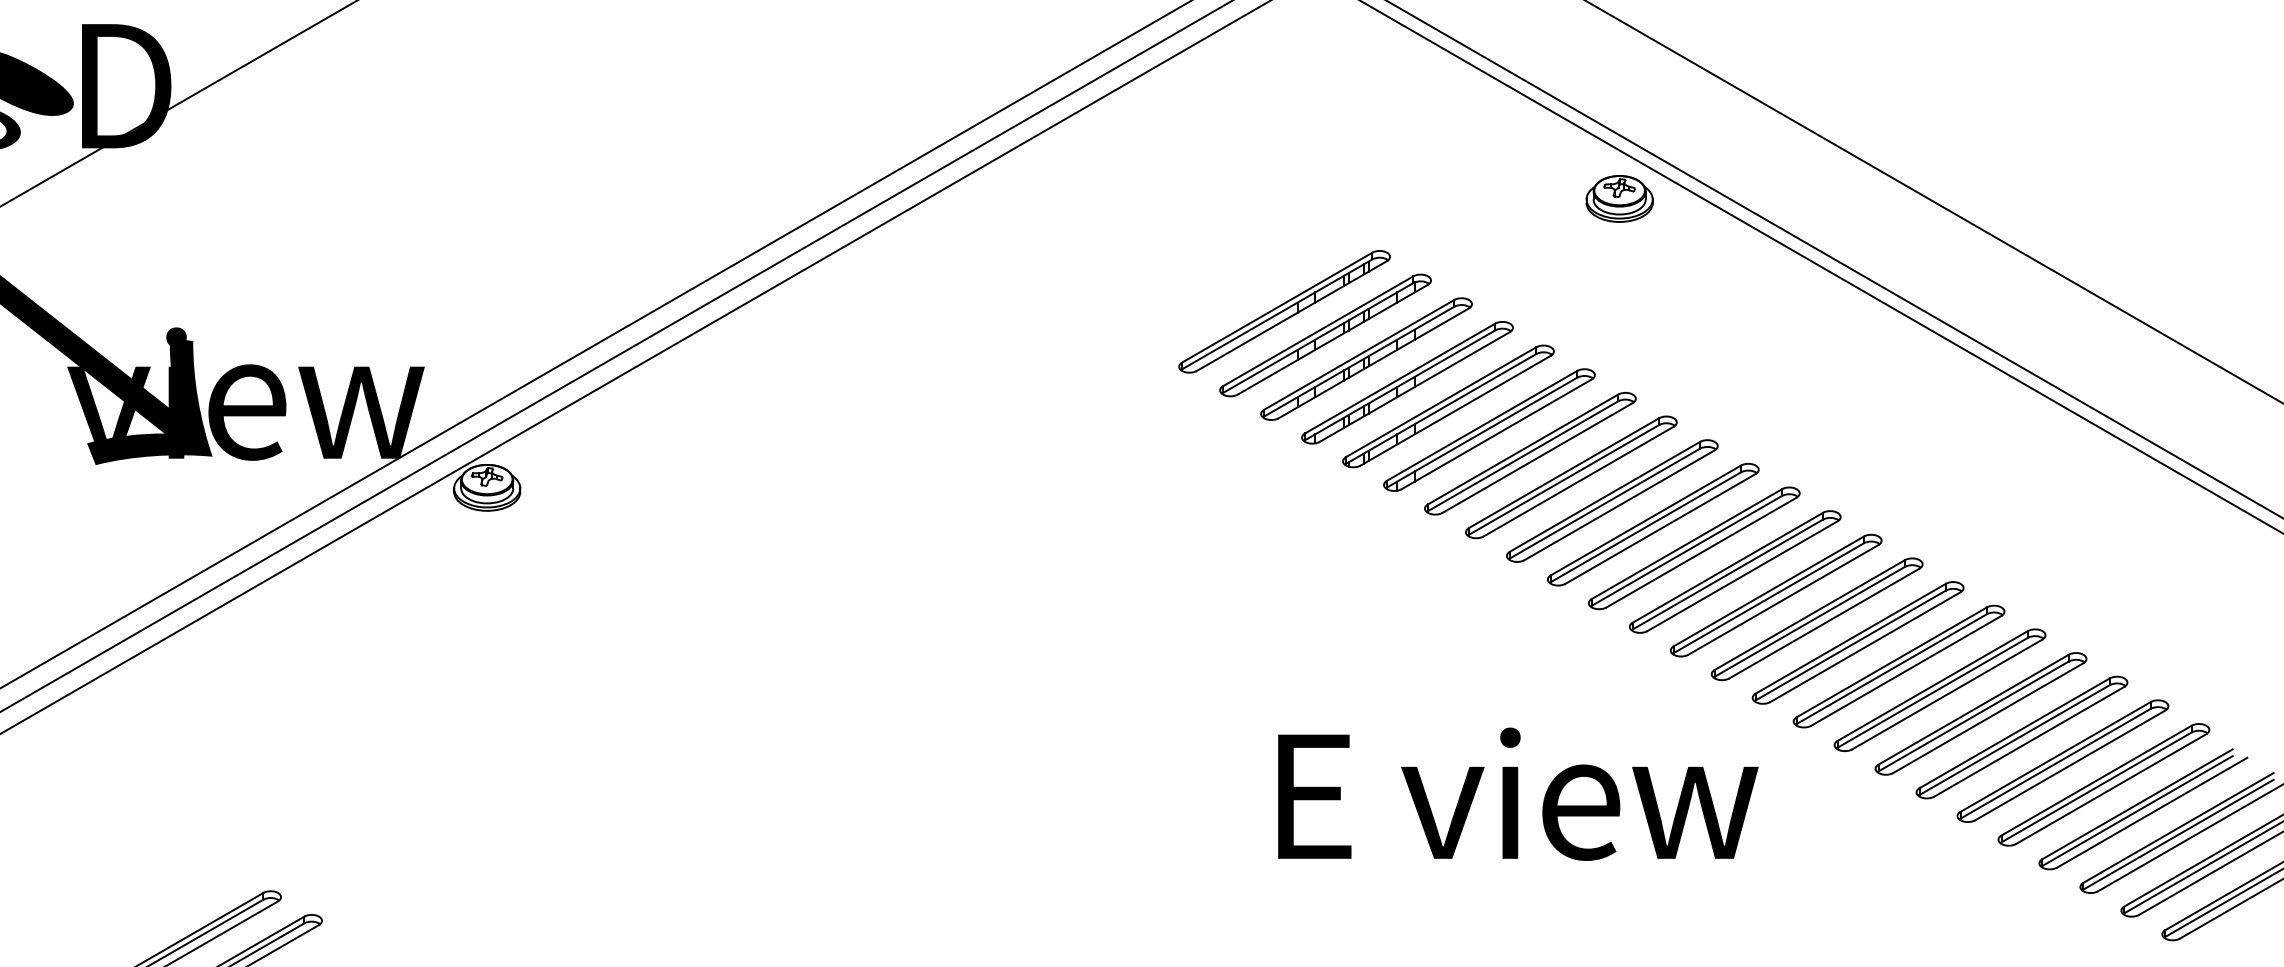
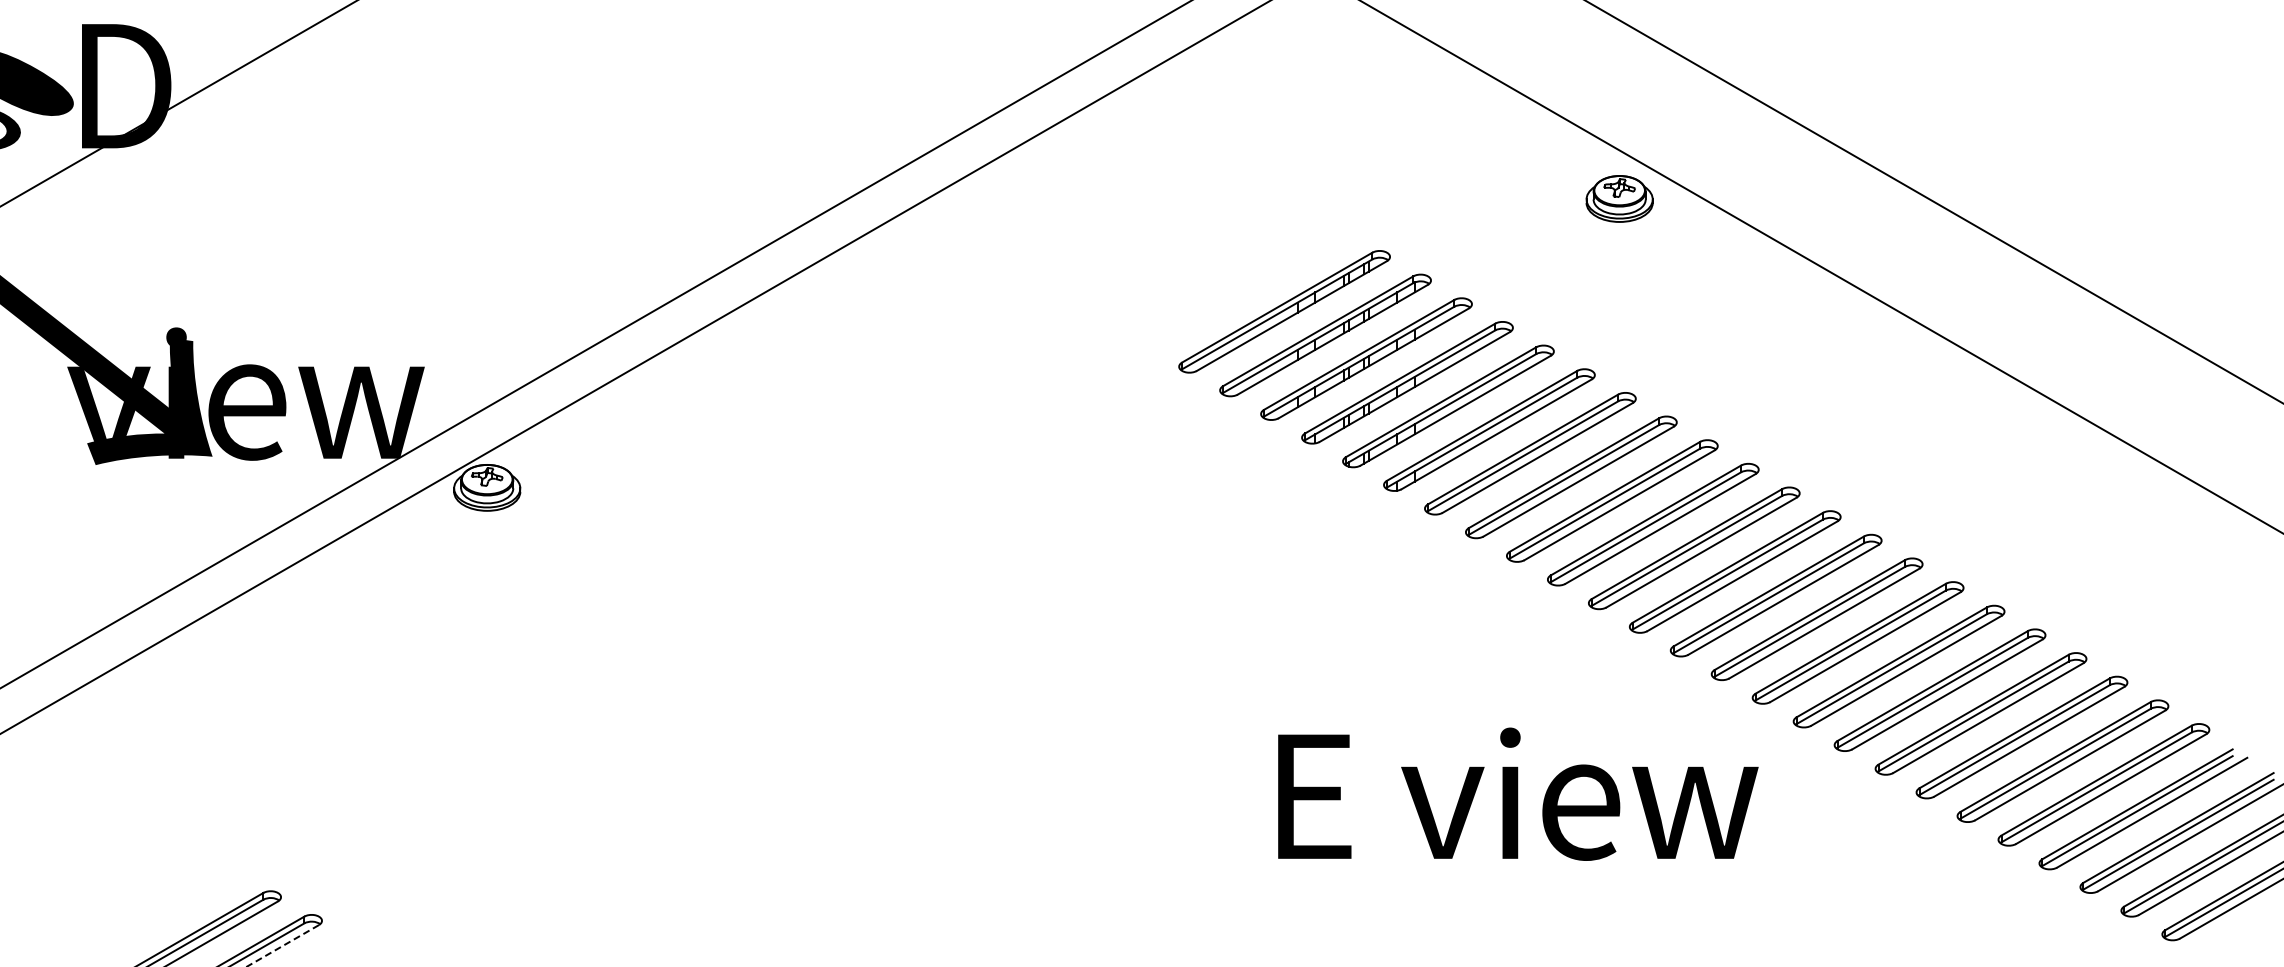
line: present -> none (1834, 259)
line: present -> none (615, 356)
line: solid -> dashed (282, 946)
